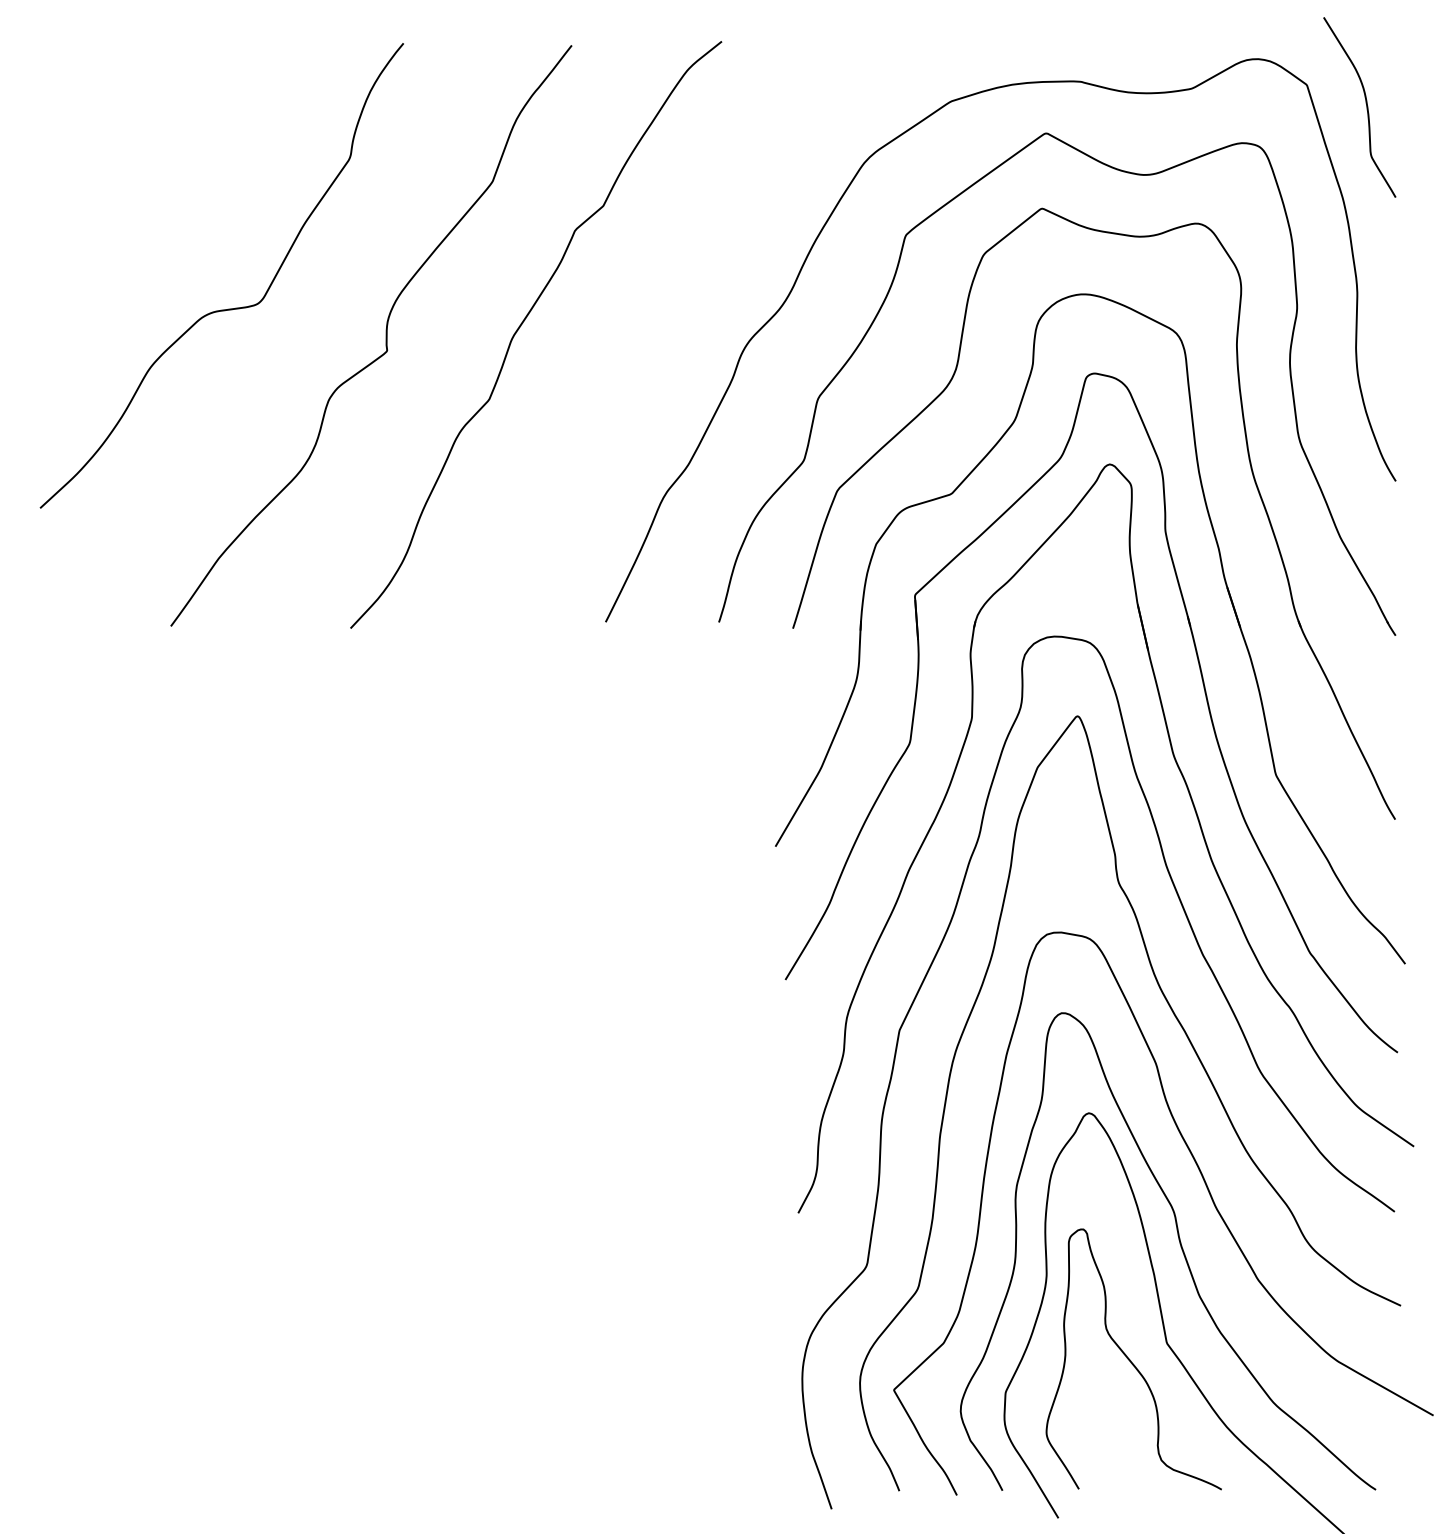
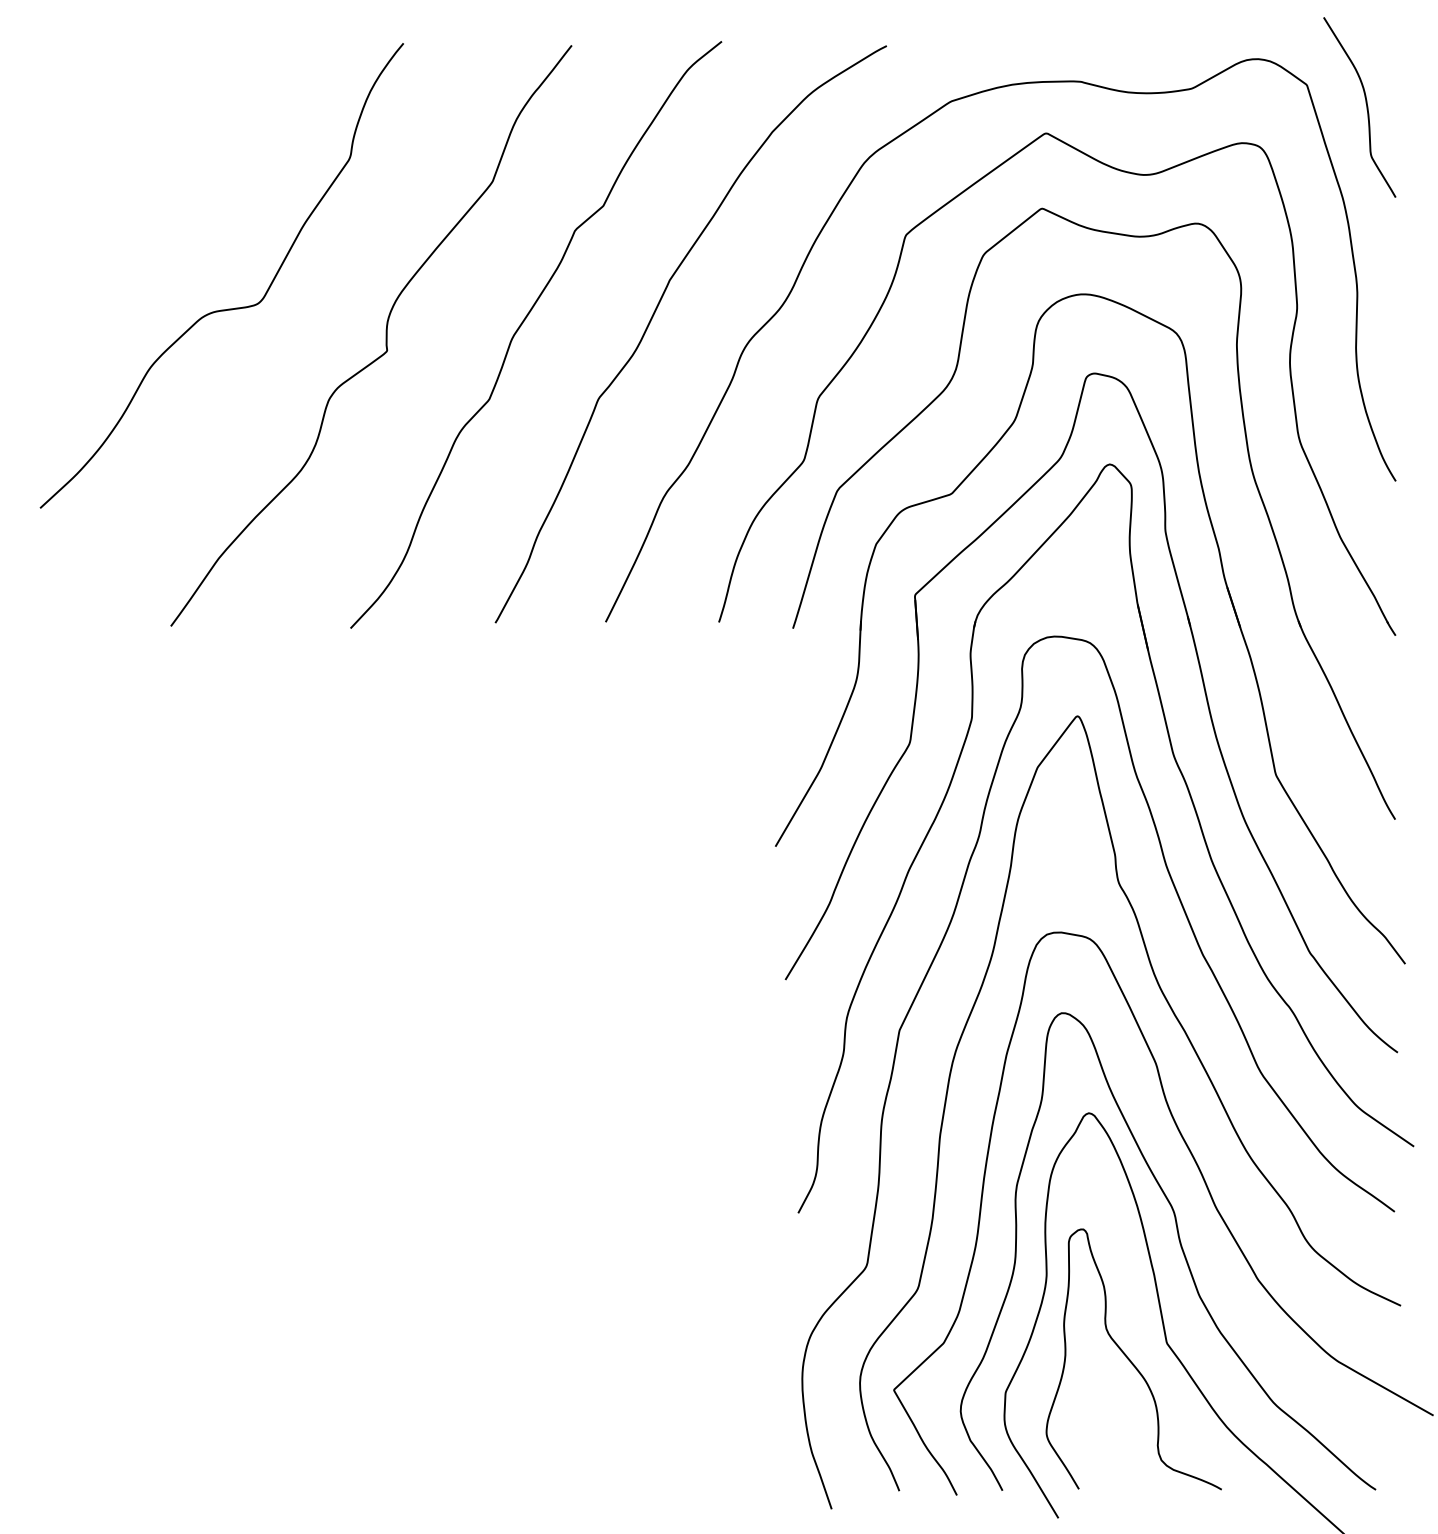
curve: none -> present (654, 315)
